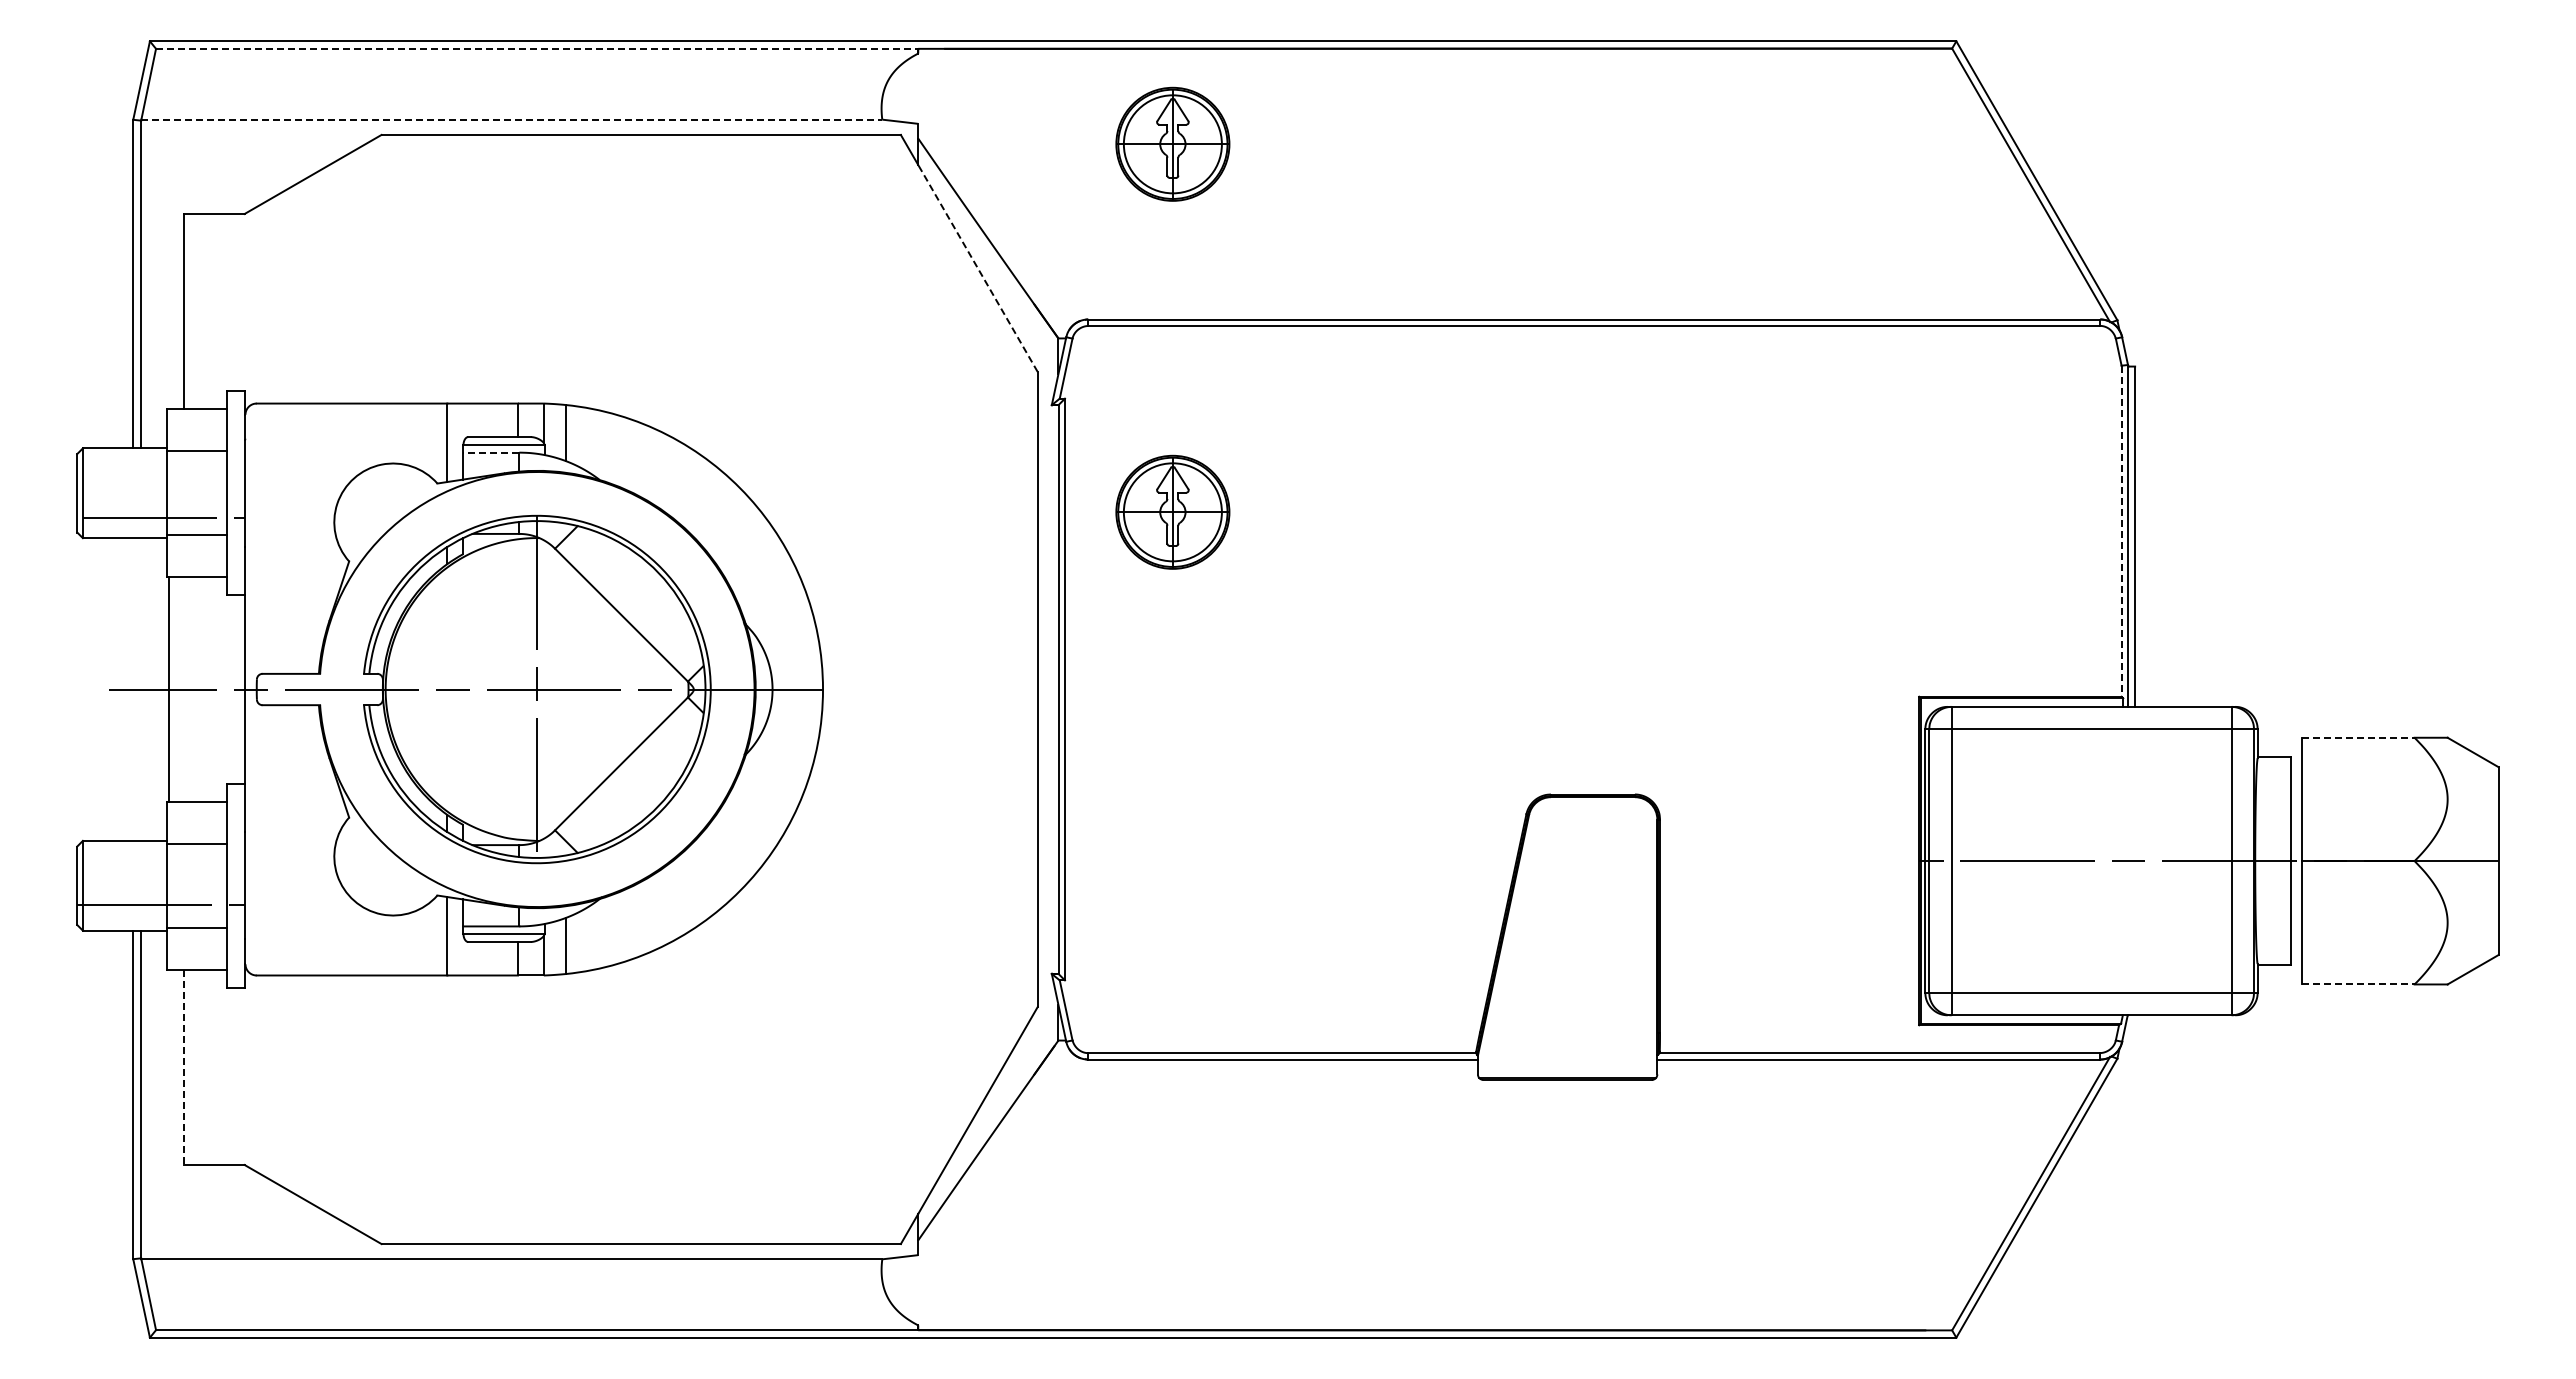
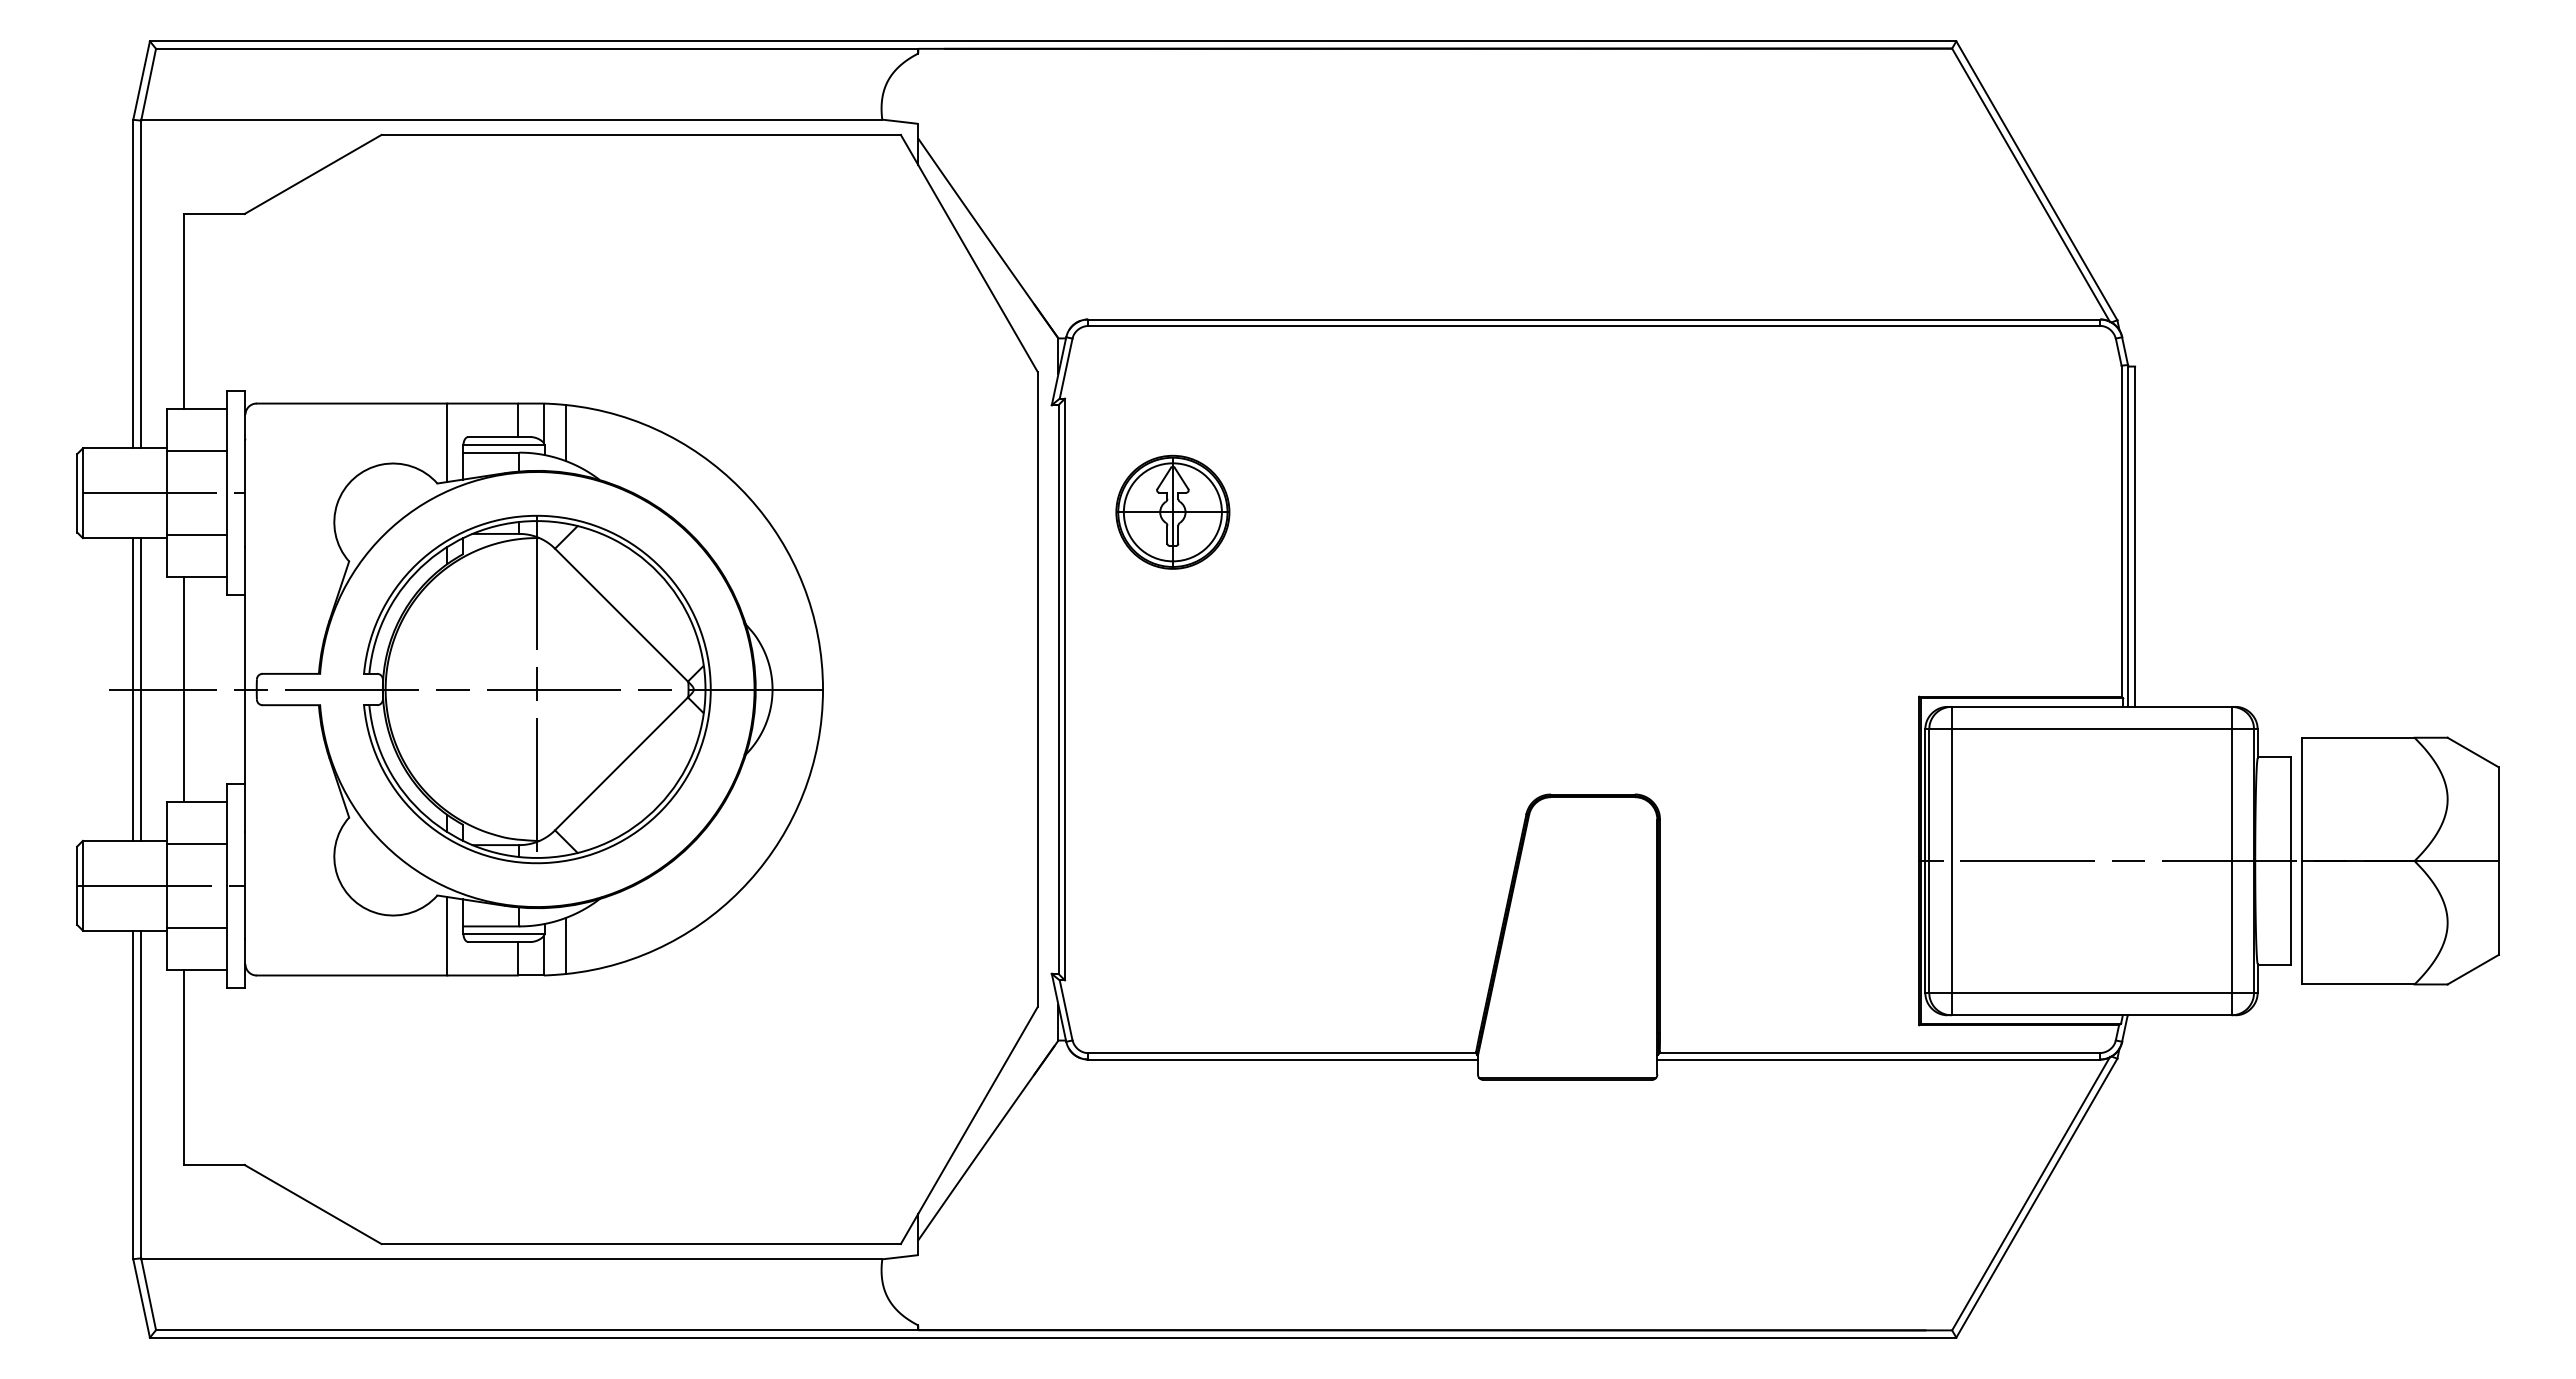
line: dashed -> solid (537, 48)
line: dashed -> solid (512, 119)
part: present -> none (1172, 143)
line: dashed -> solid (977, 268)
line: dashed -> solid (491, 452)
line position: (163, 518) -> (163, 493) (163, 493)
line: dashed -> solid (2121, 531)
line: none -> present (133, 689)
line: none -> present (141, 689)
line position: (169, 689) -> (184, 689) (184, 689)
line: dashed -> solid (2359, 737)
line position: (161, 904) -> (161, 885) (161, 885)
line: dashed -> solid (2359, 984)
line: dashed -> solid (184, 1067)
